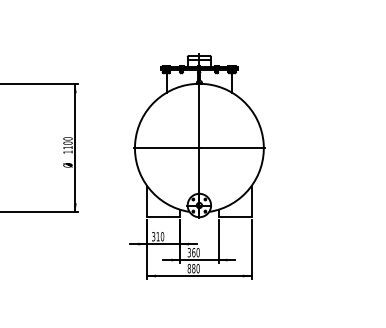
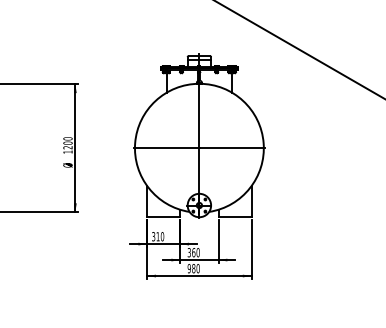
line: none -> present (299, 49)
text: 1100 -> 1200 (67, 147)
text: 880 -> 980 (188, 268)
